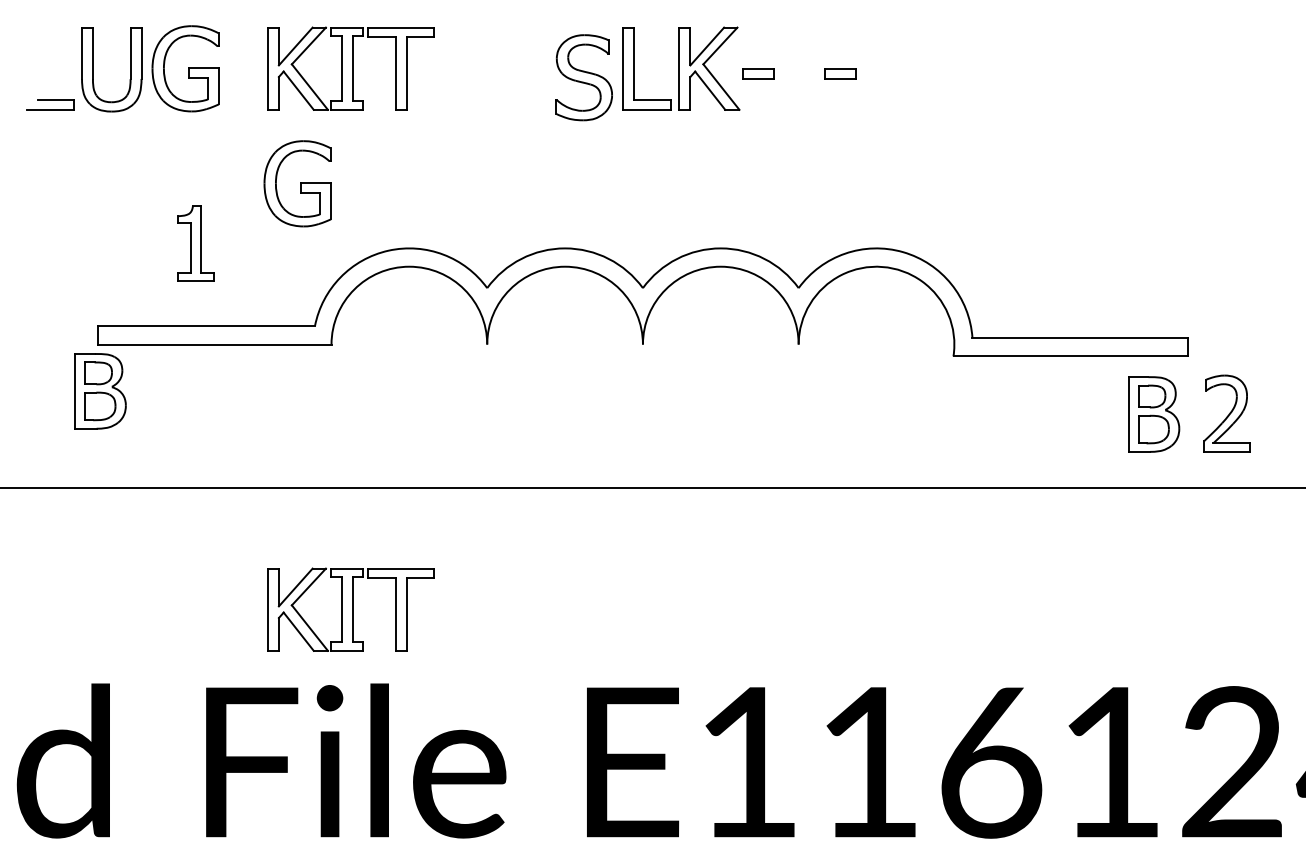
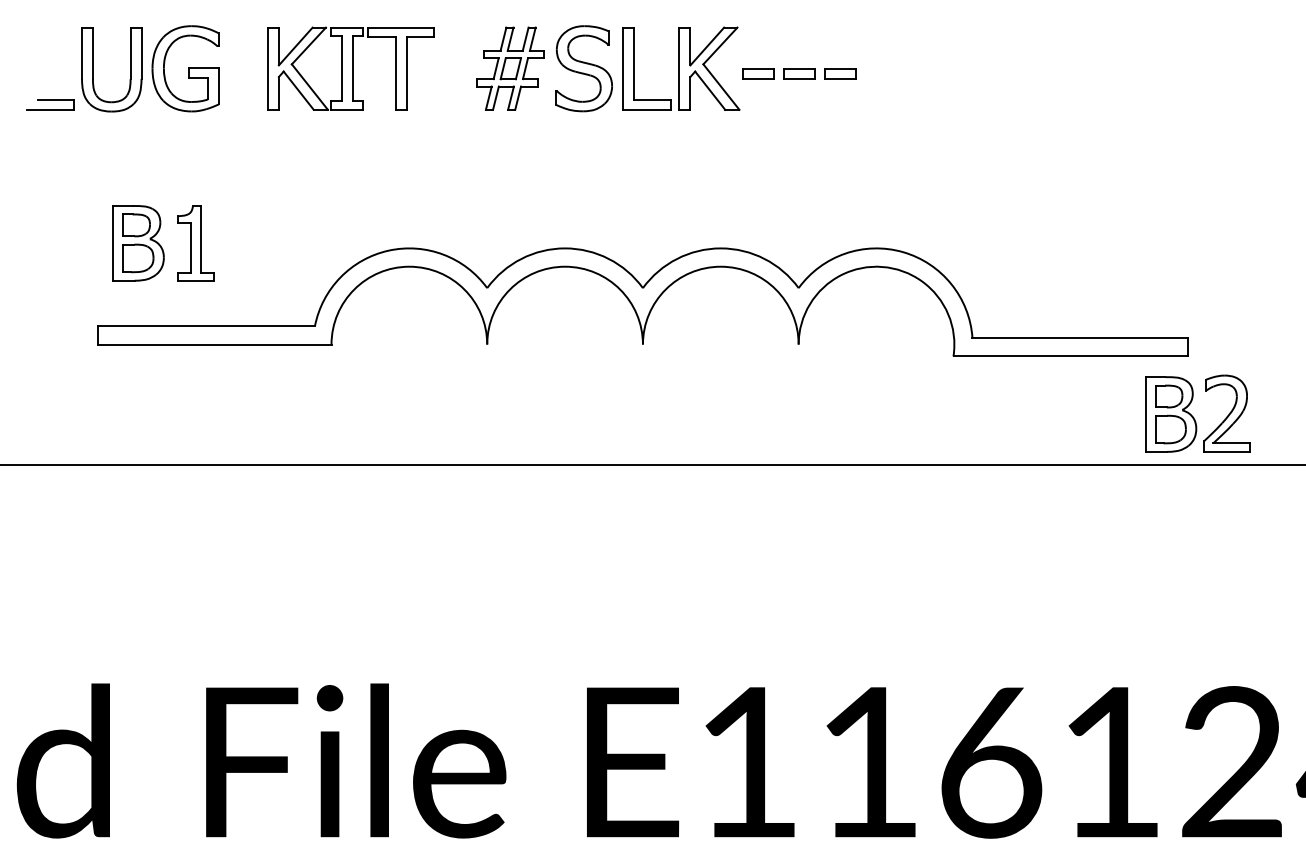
part: none -> present (510, 68)
part: none -> present (799, 73)
part position: (583, 77) -> (583, 68) (583, 68)
part: present -> none (297, 183)
part position: (100, 391) -> (138, 243) (138, 243)
part position: (1154, 414) -> (1171, 414) (1171, 414)
line position: (652, 488) -> (652, 465) (652, 465)
part: present -> none (350, 609)
